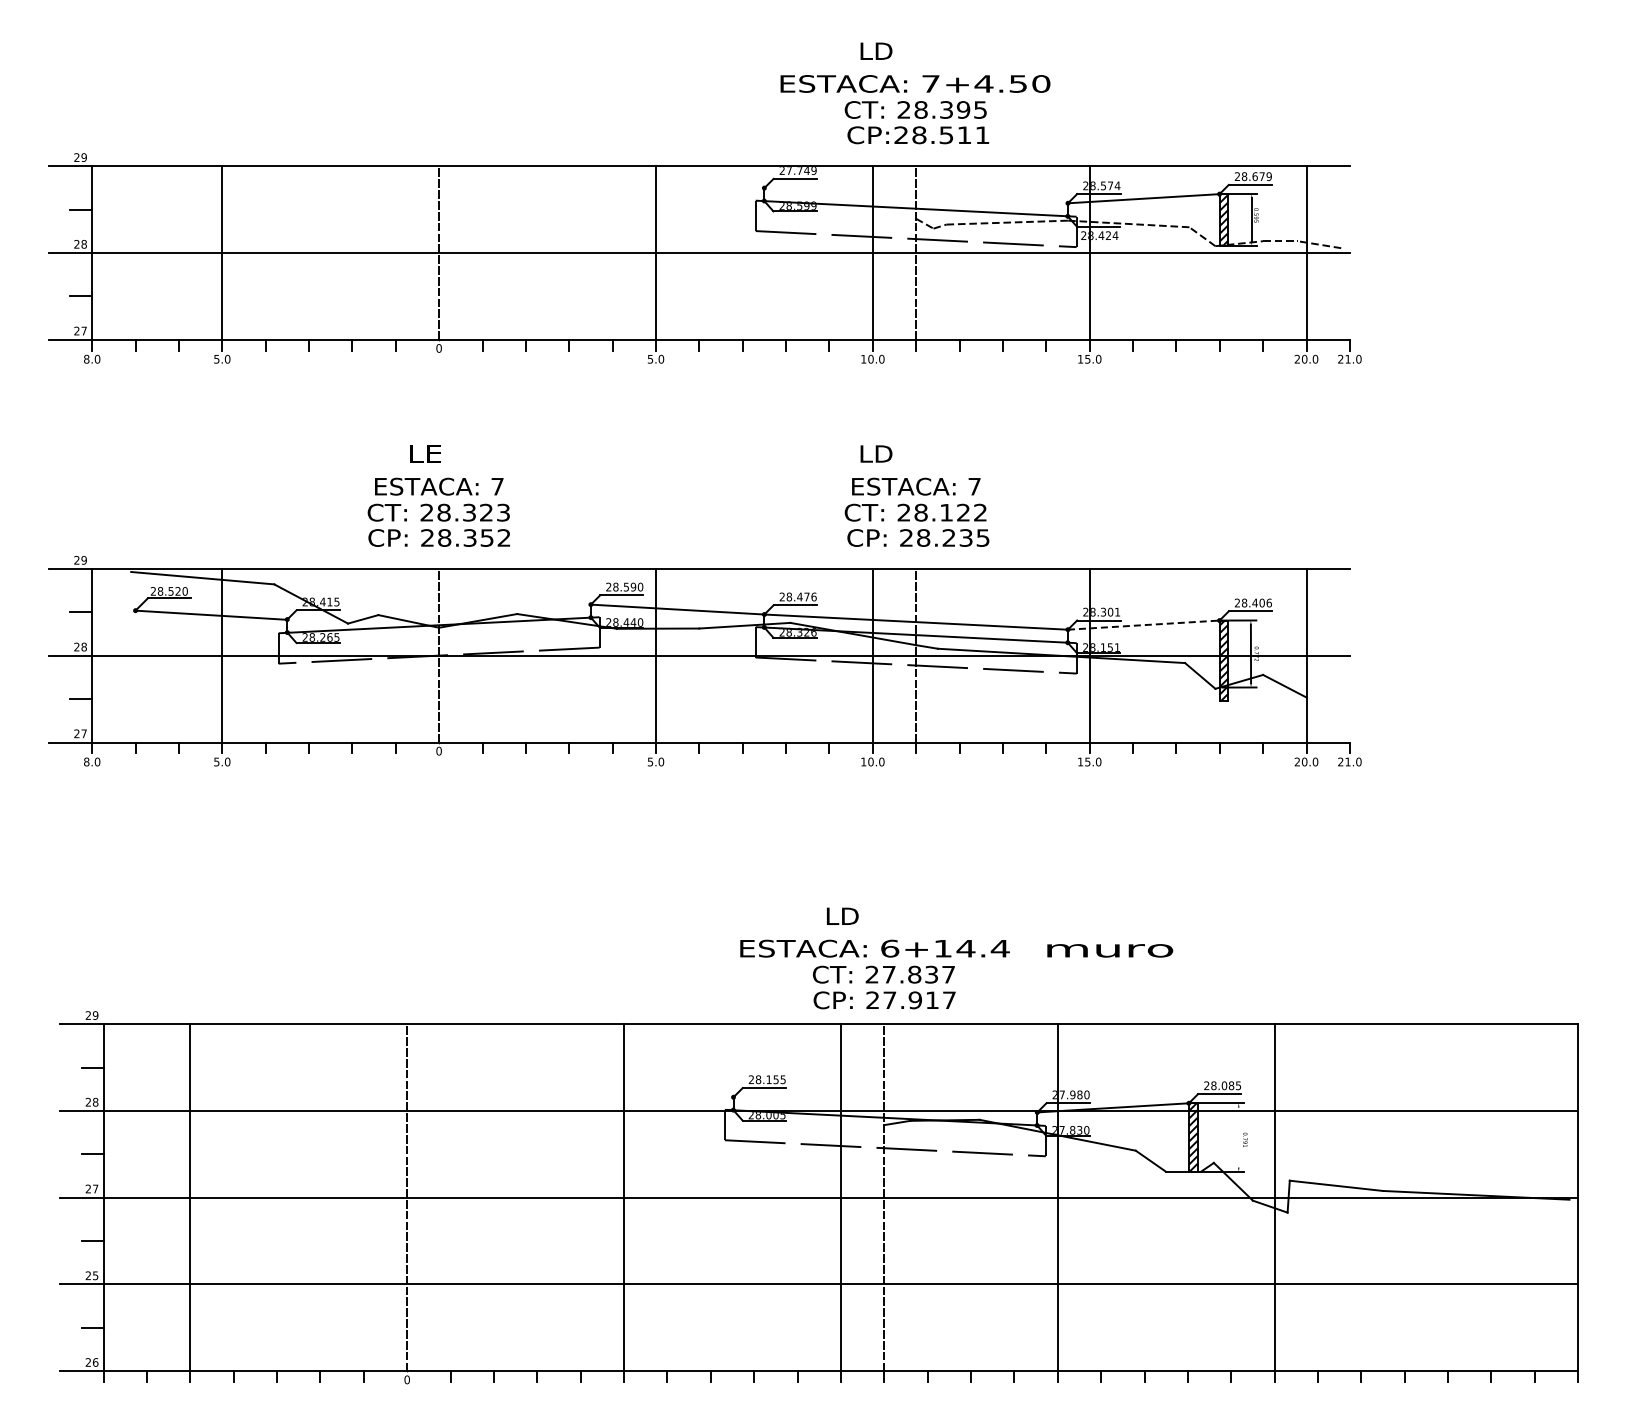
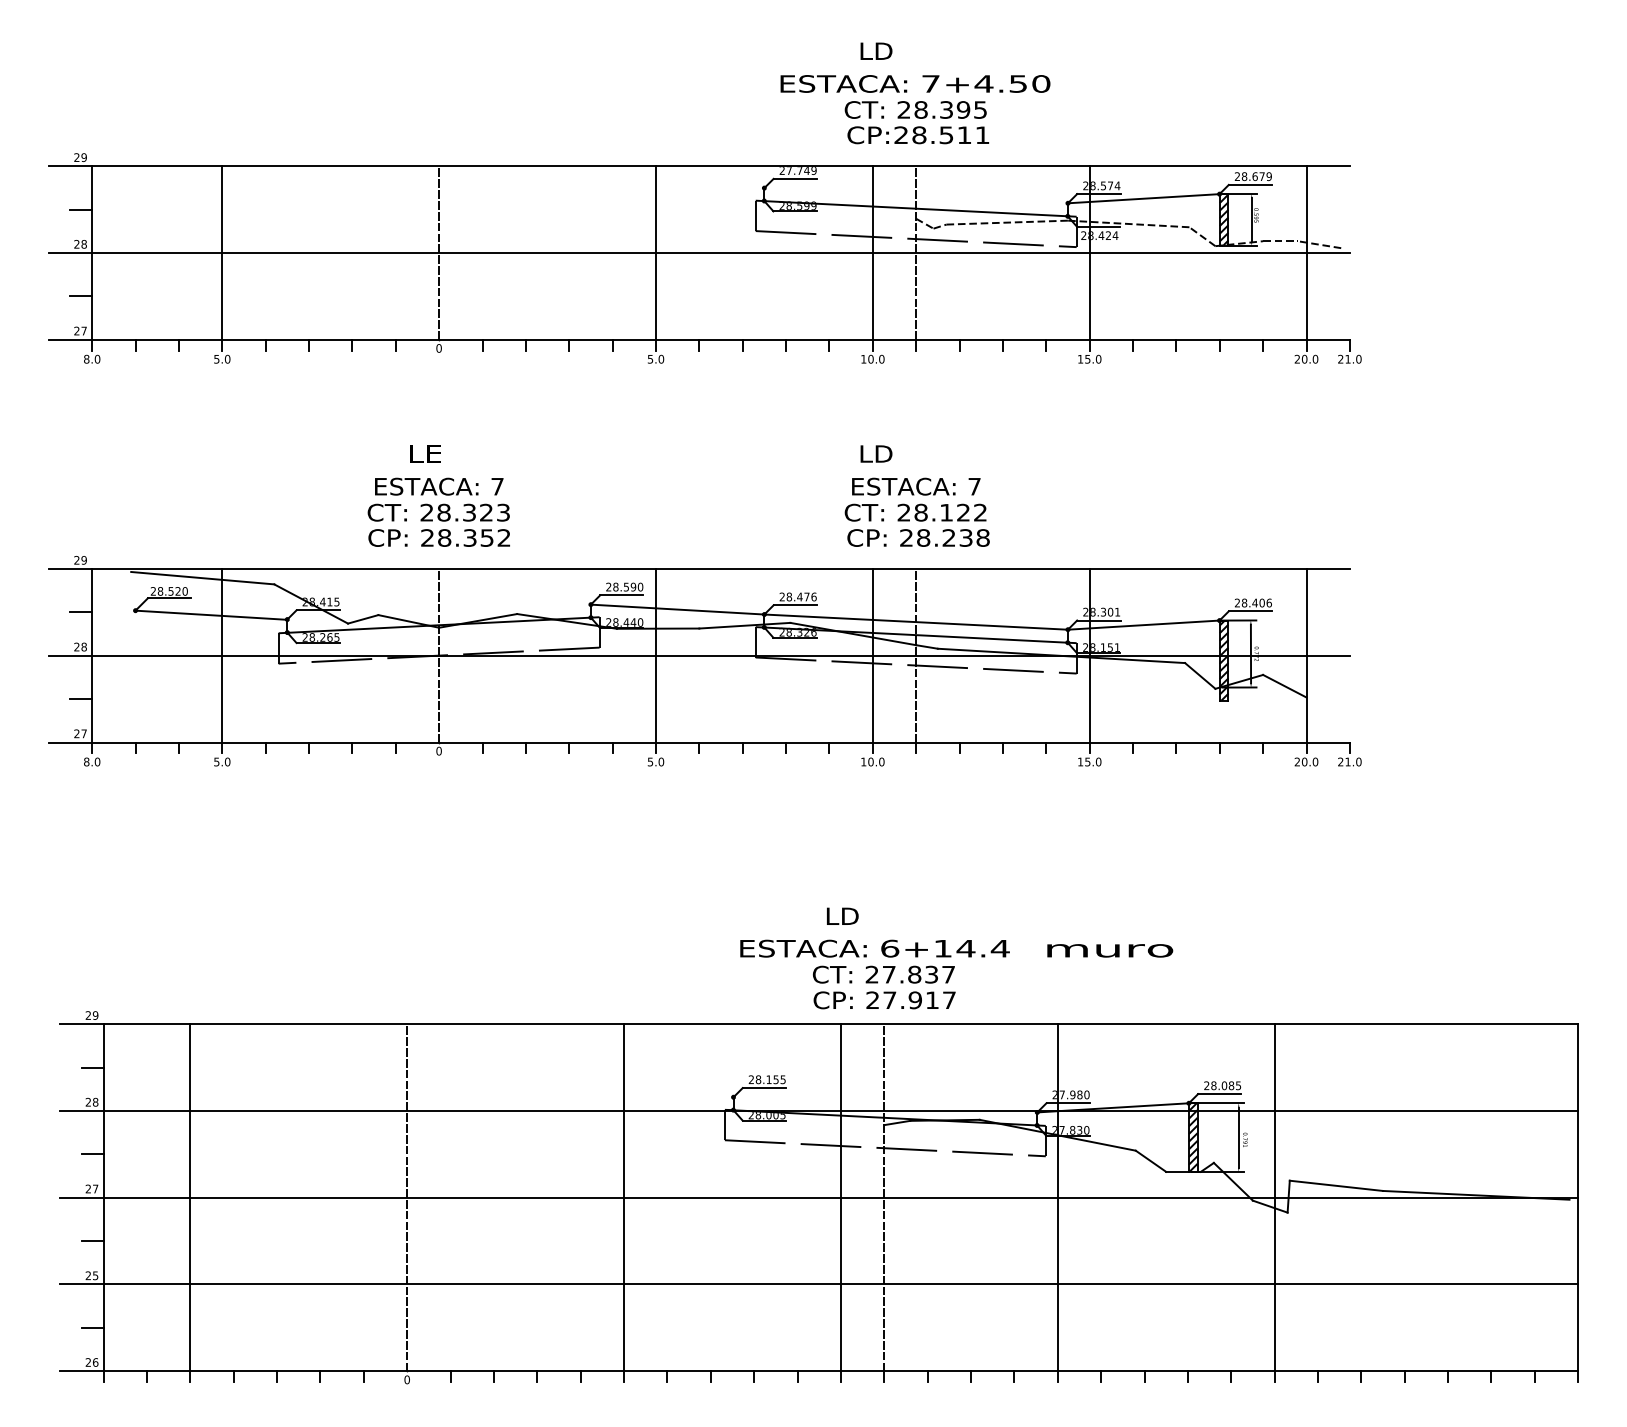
text: 28.235 -> 28.238 (982, 537)
line: dashed -> solid (1144, 625)
line: none -> present (1238, 1137)
